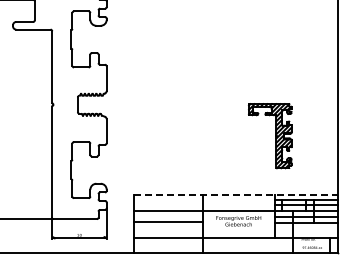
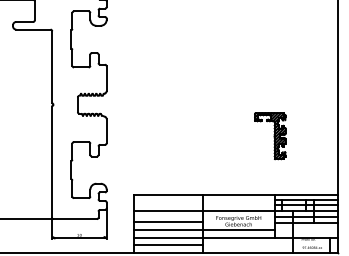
part size: 45x67 px -> 33x49 px (270, 136)
line: dashed -> solid (236, 194)
line: none -> present (204, 229)
line: none -> present (168, 245)
